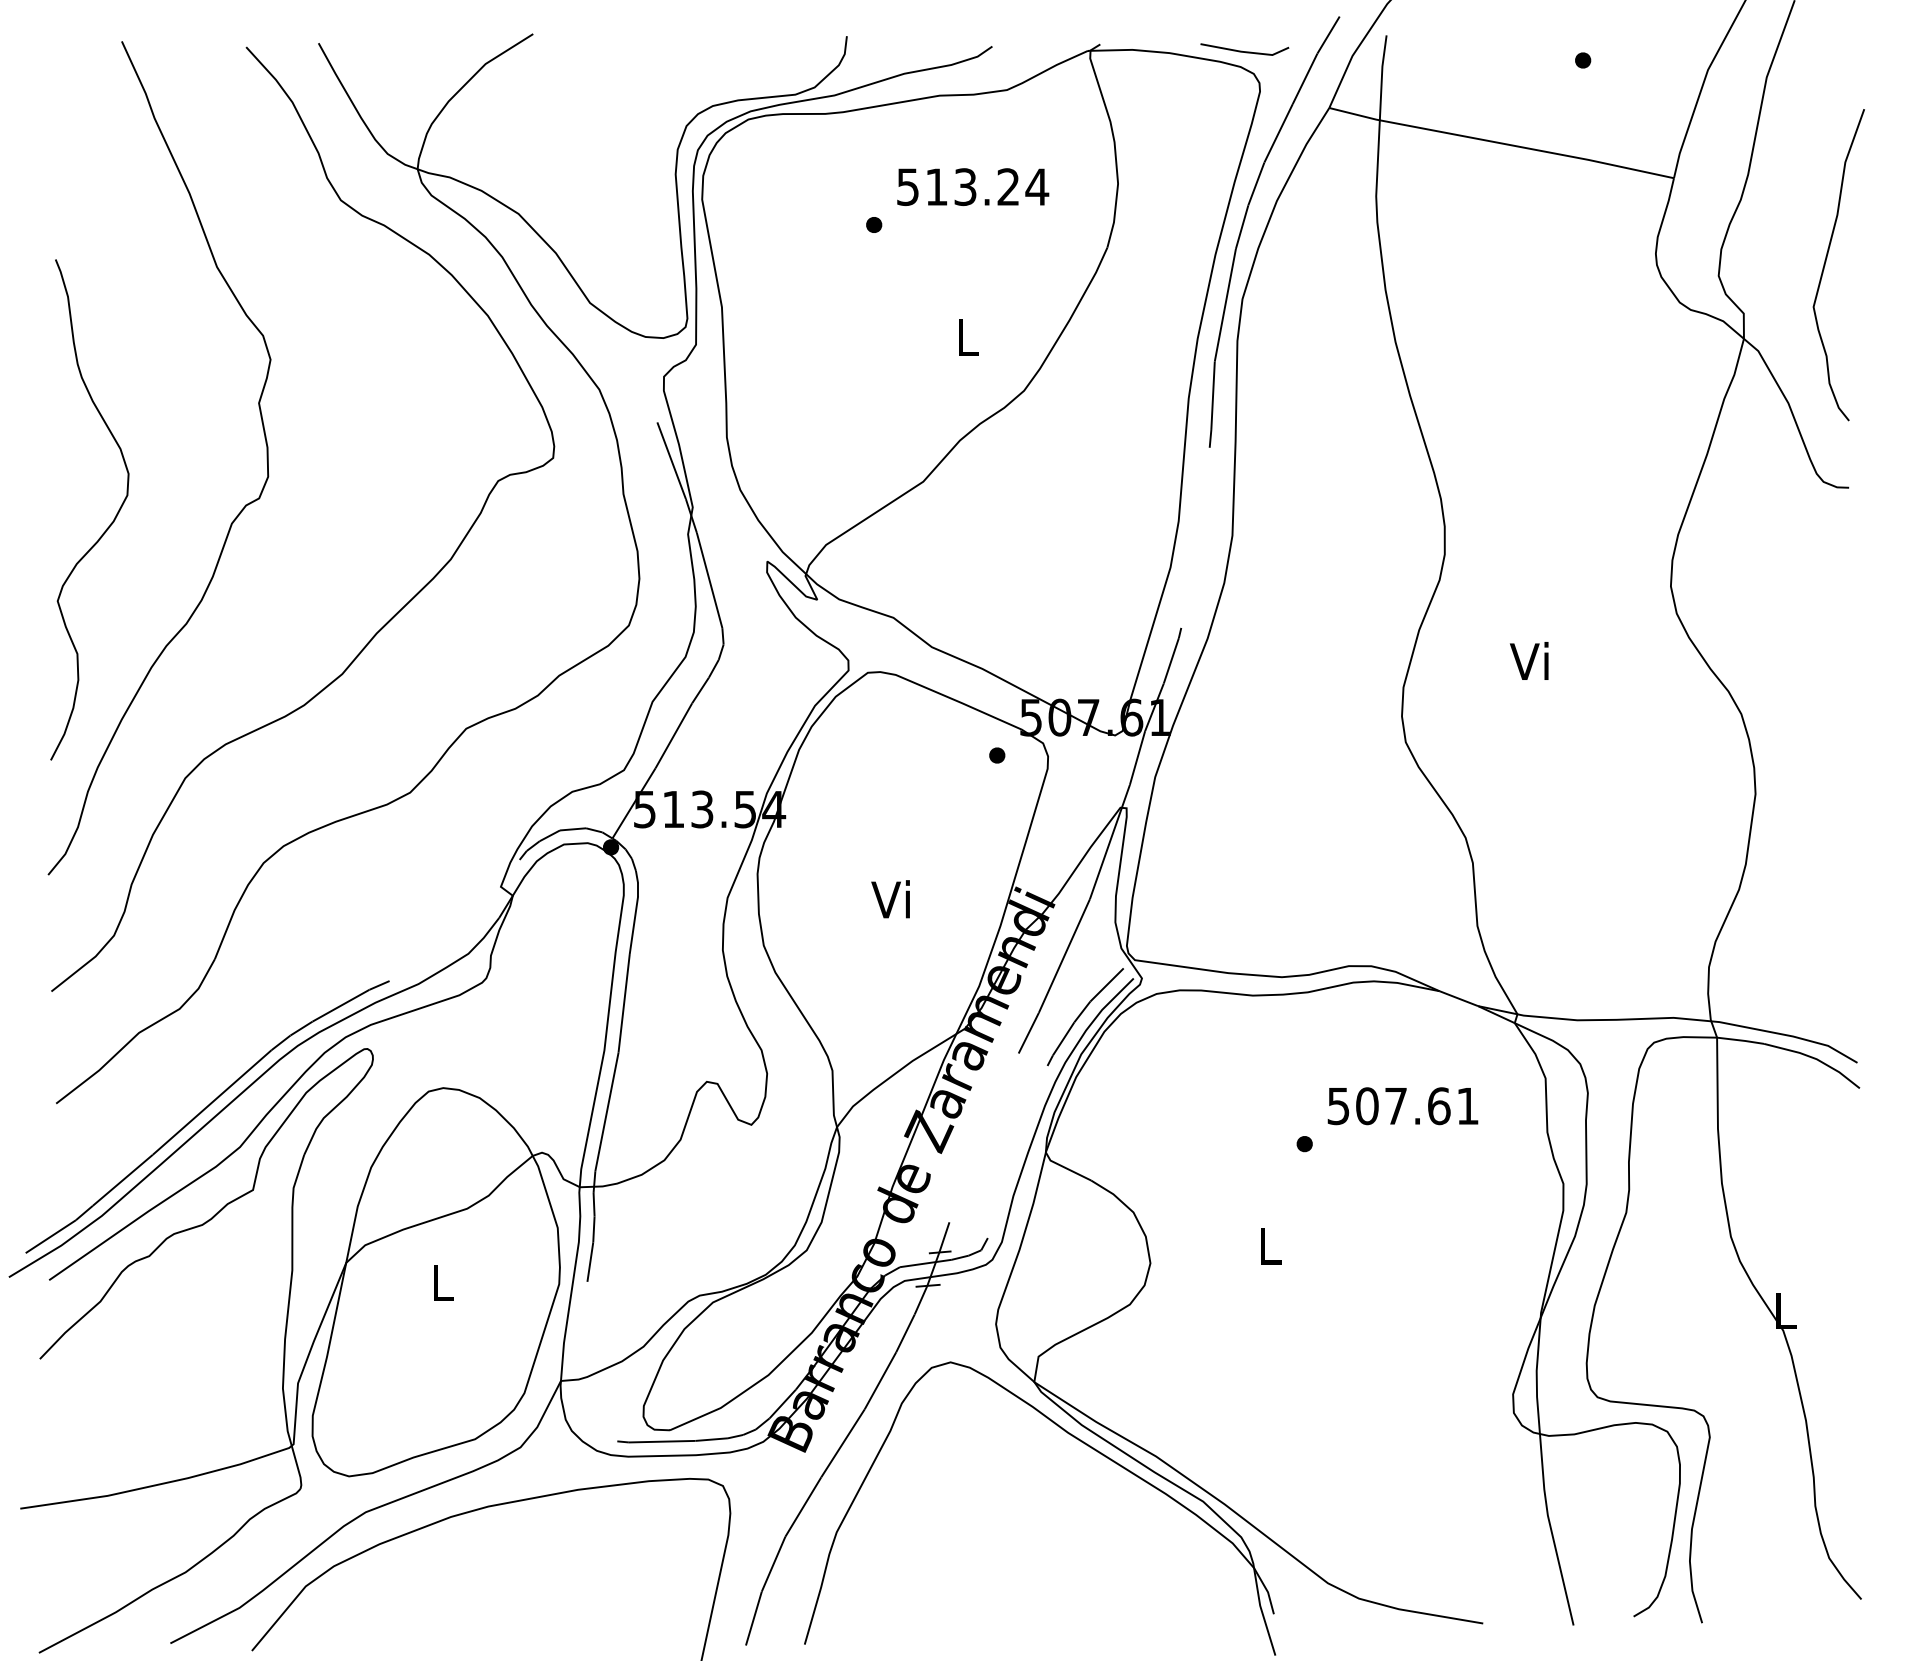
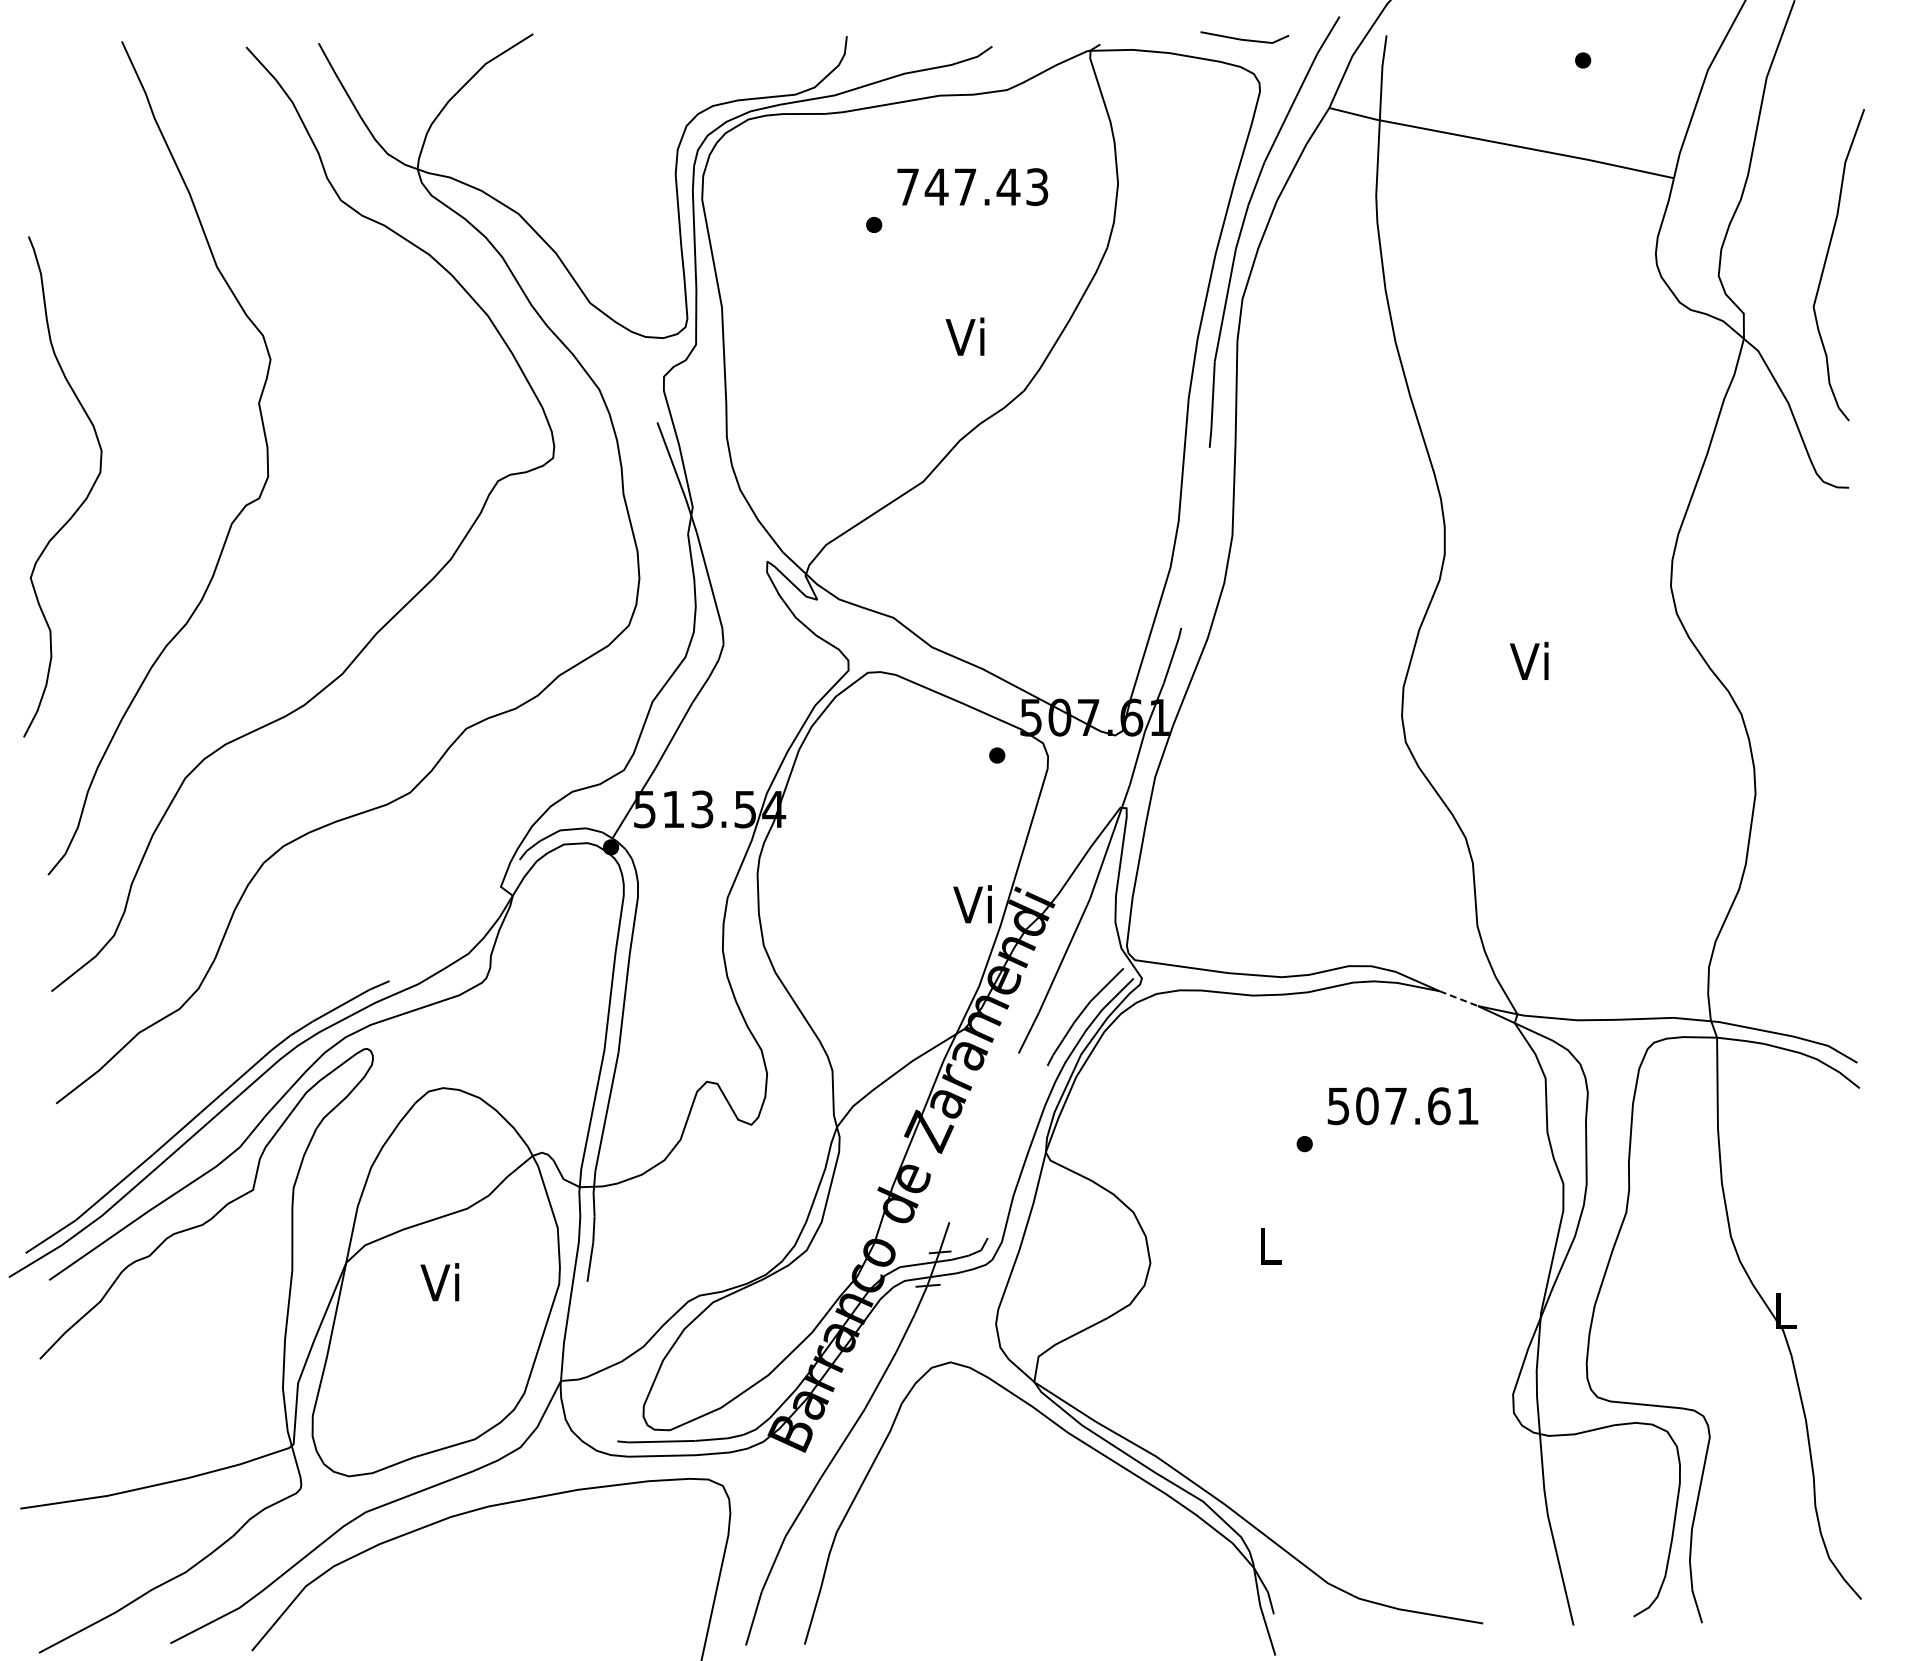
line position: (1244, 51) -> (1244, 39) (1244, 39)
text: 513.24 -> 747.43 (973, 187)
text: L -> Vi (964, 336)
curve position: (110, 523) -> (83, 500) (83, 500)
text position: (890, 899) -> (972, 904) (972, 904)
line: solid -> dashed (1458, 998)
text: L -> Vi (439, 1282)
